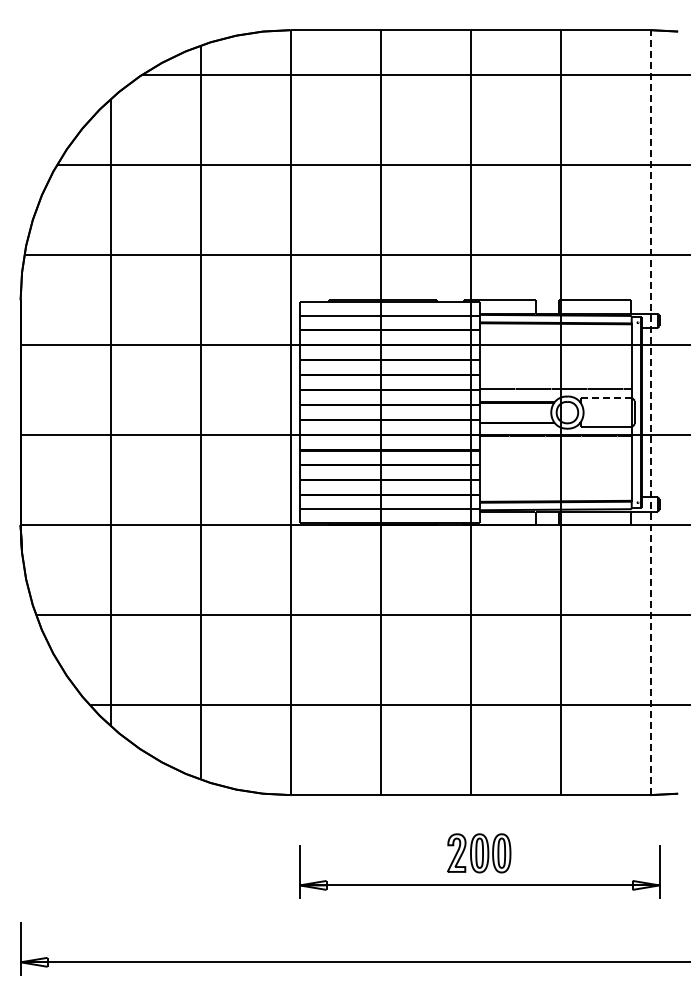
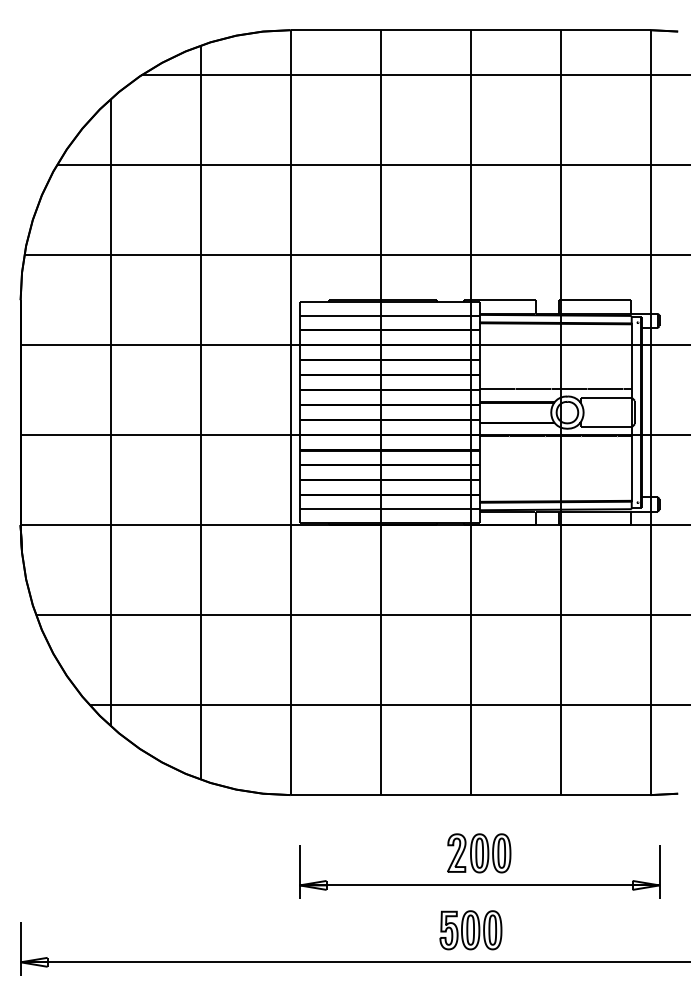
line: dashed -> solid (606, 398)
line: dashed -> solid (650, 412)
part: none -> present (470, 930)
